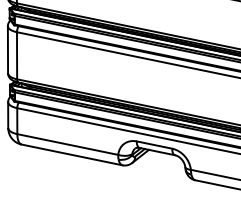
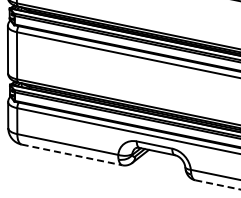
line: solid -> dashed (72, 155)
line: solid -> dashed (218, 185)
